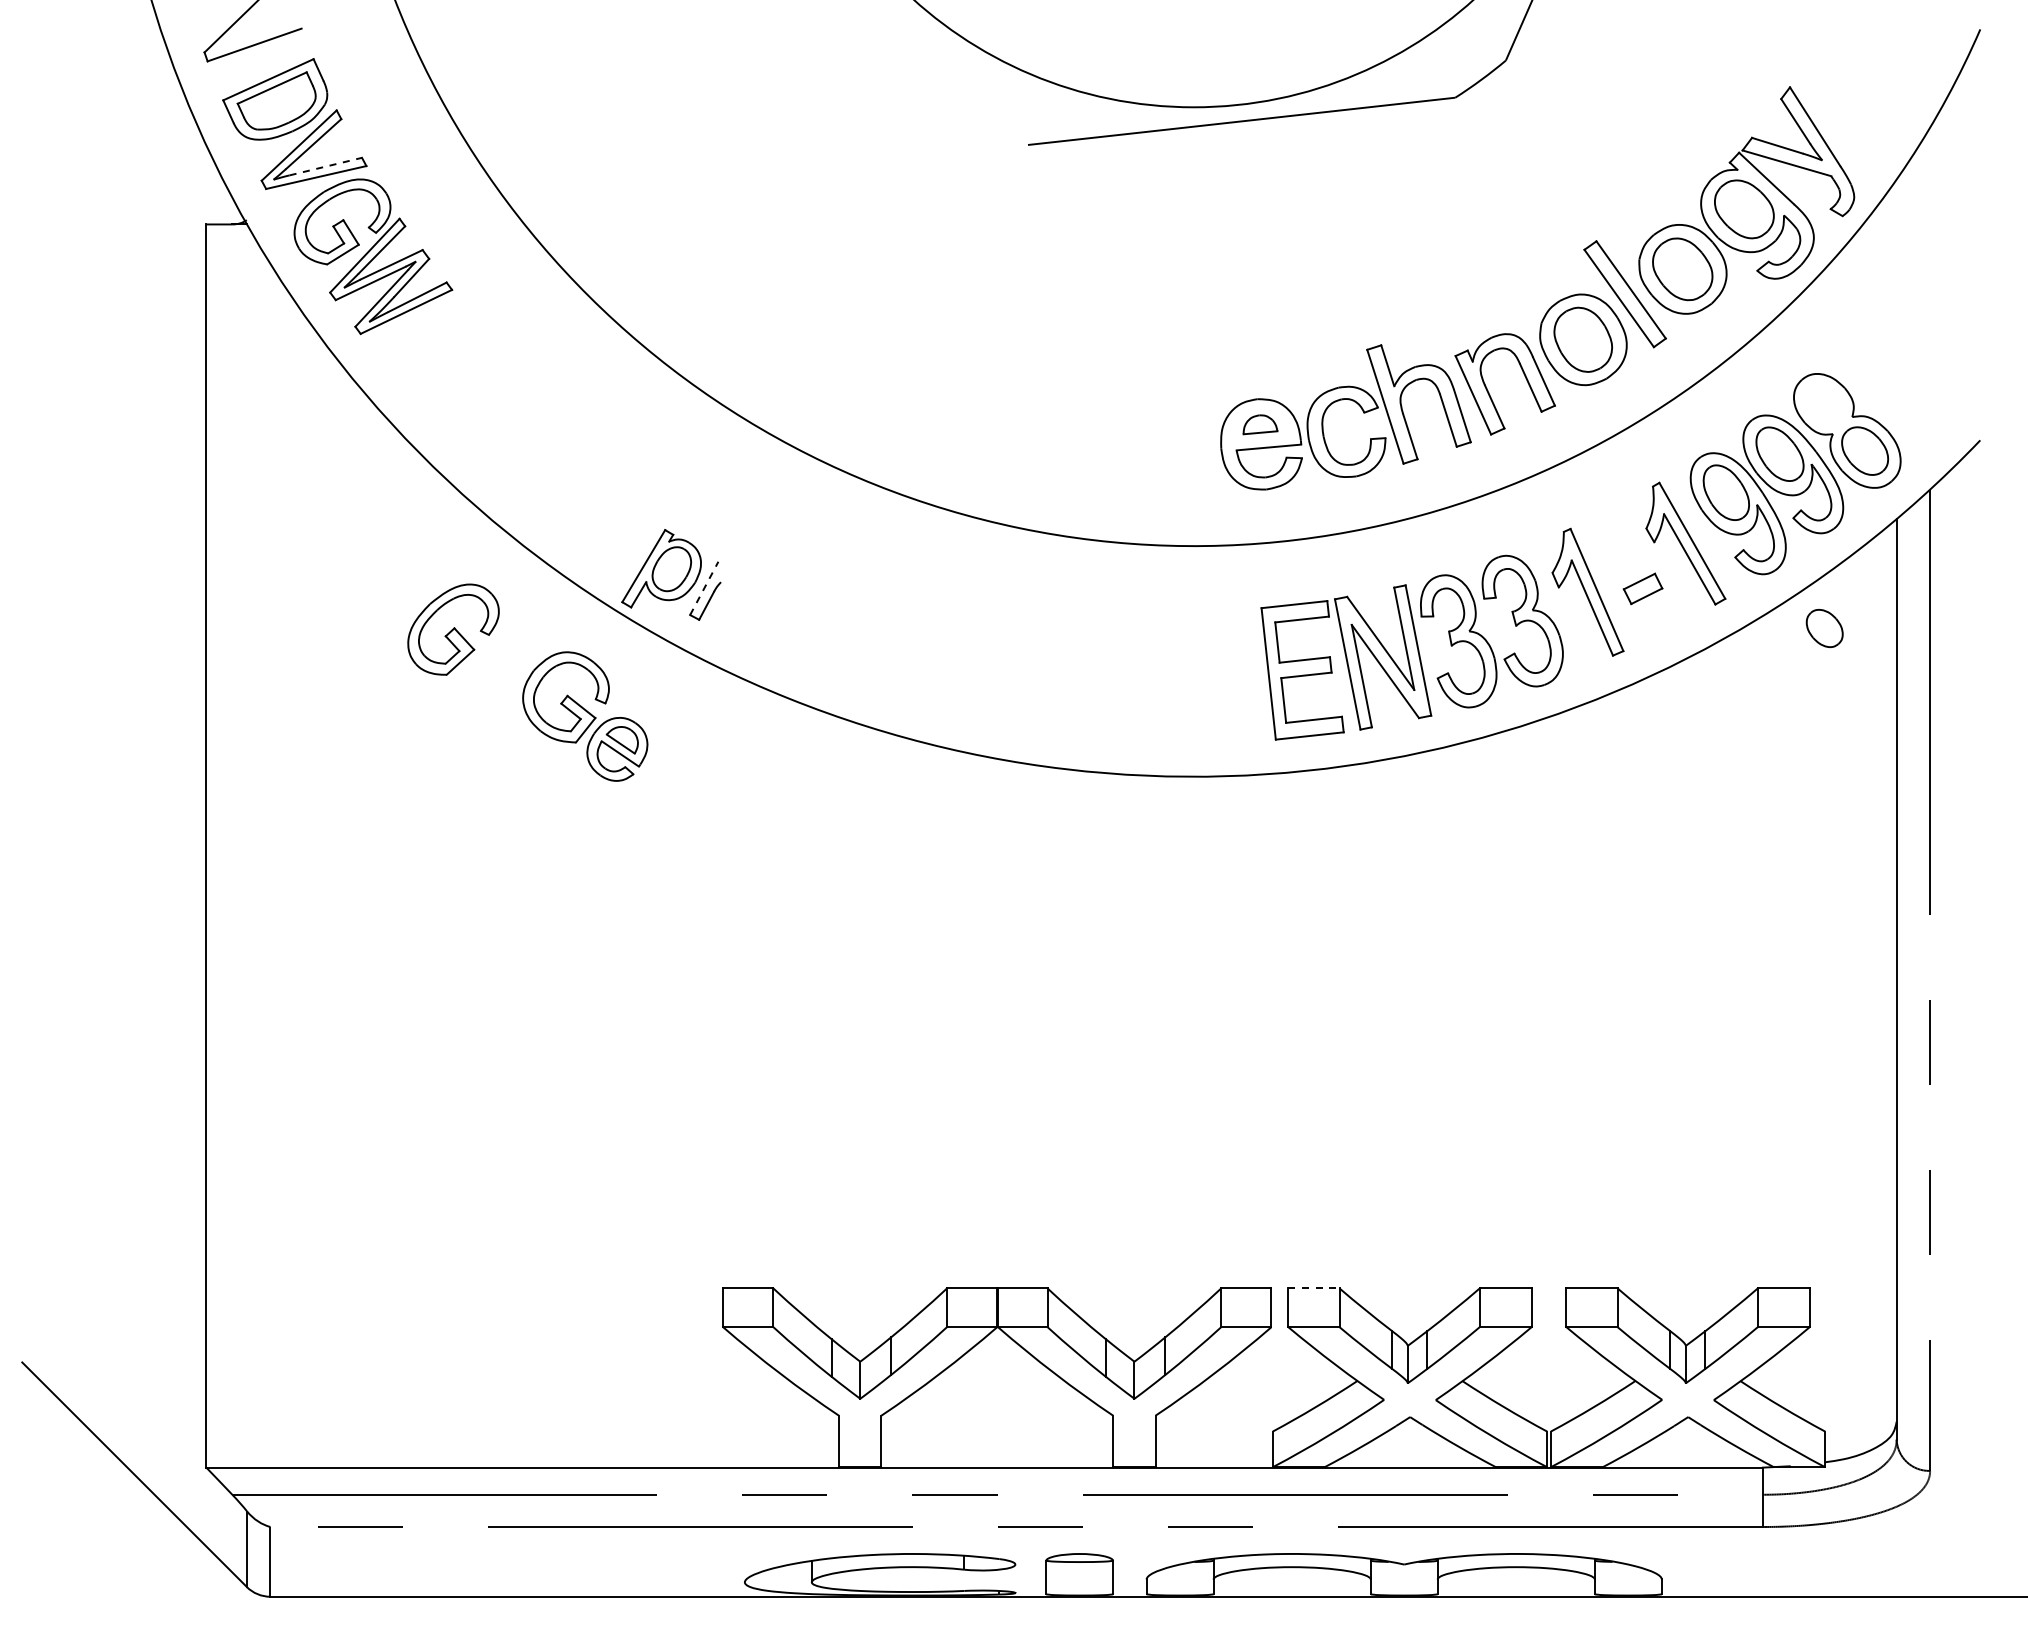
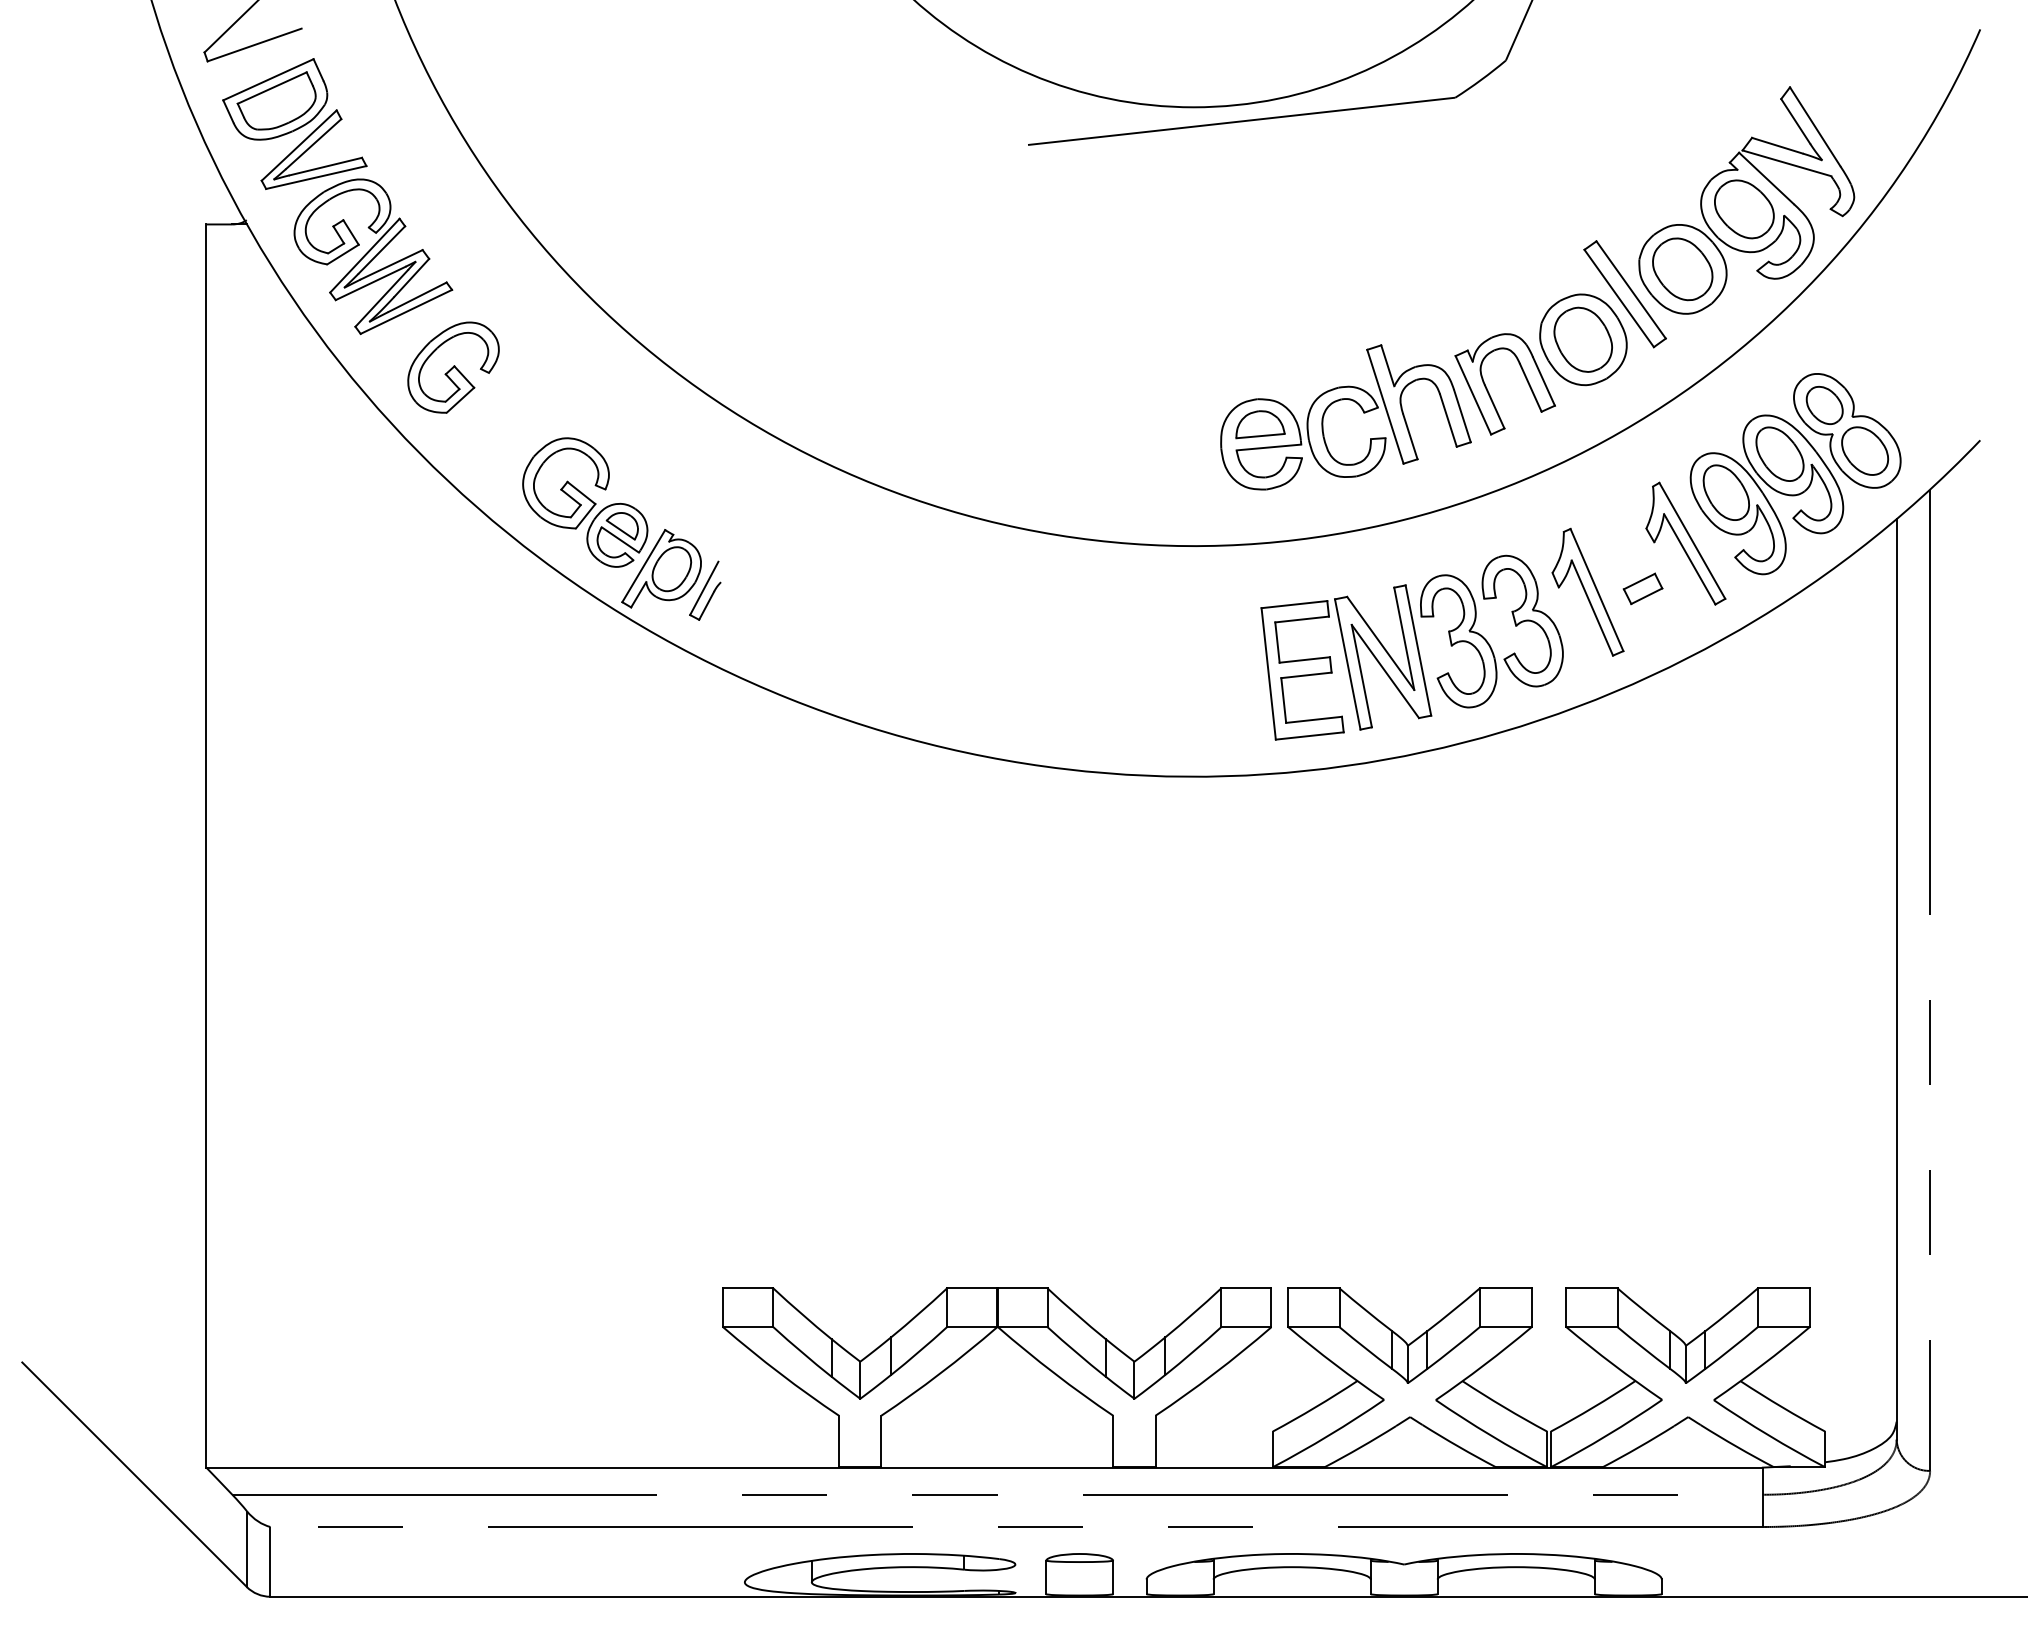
line: dashed -> solid (326, 166)
part size: 37x22 px -> 51x30 px (1260, 424)
line: dashed -> solid (704, 587)
part position: (1824, 628) -> (1824, 405) (1824, 405)
part position: (453, 629) -> (453, 367) (453, 367)
part position: (585, 716) -> (585, 502) (585, 502)
line: dashed -> solid (1313, 1288)
